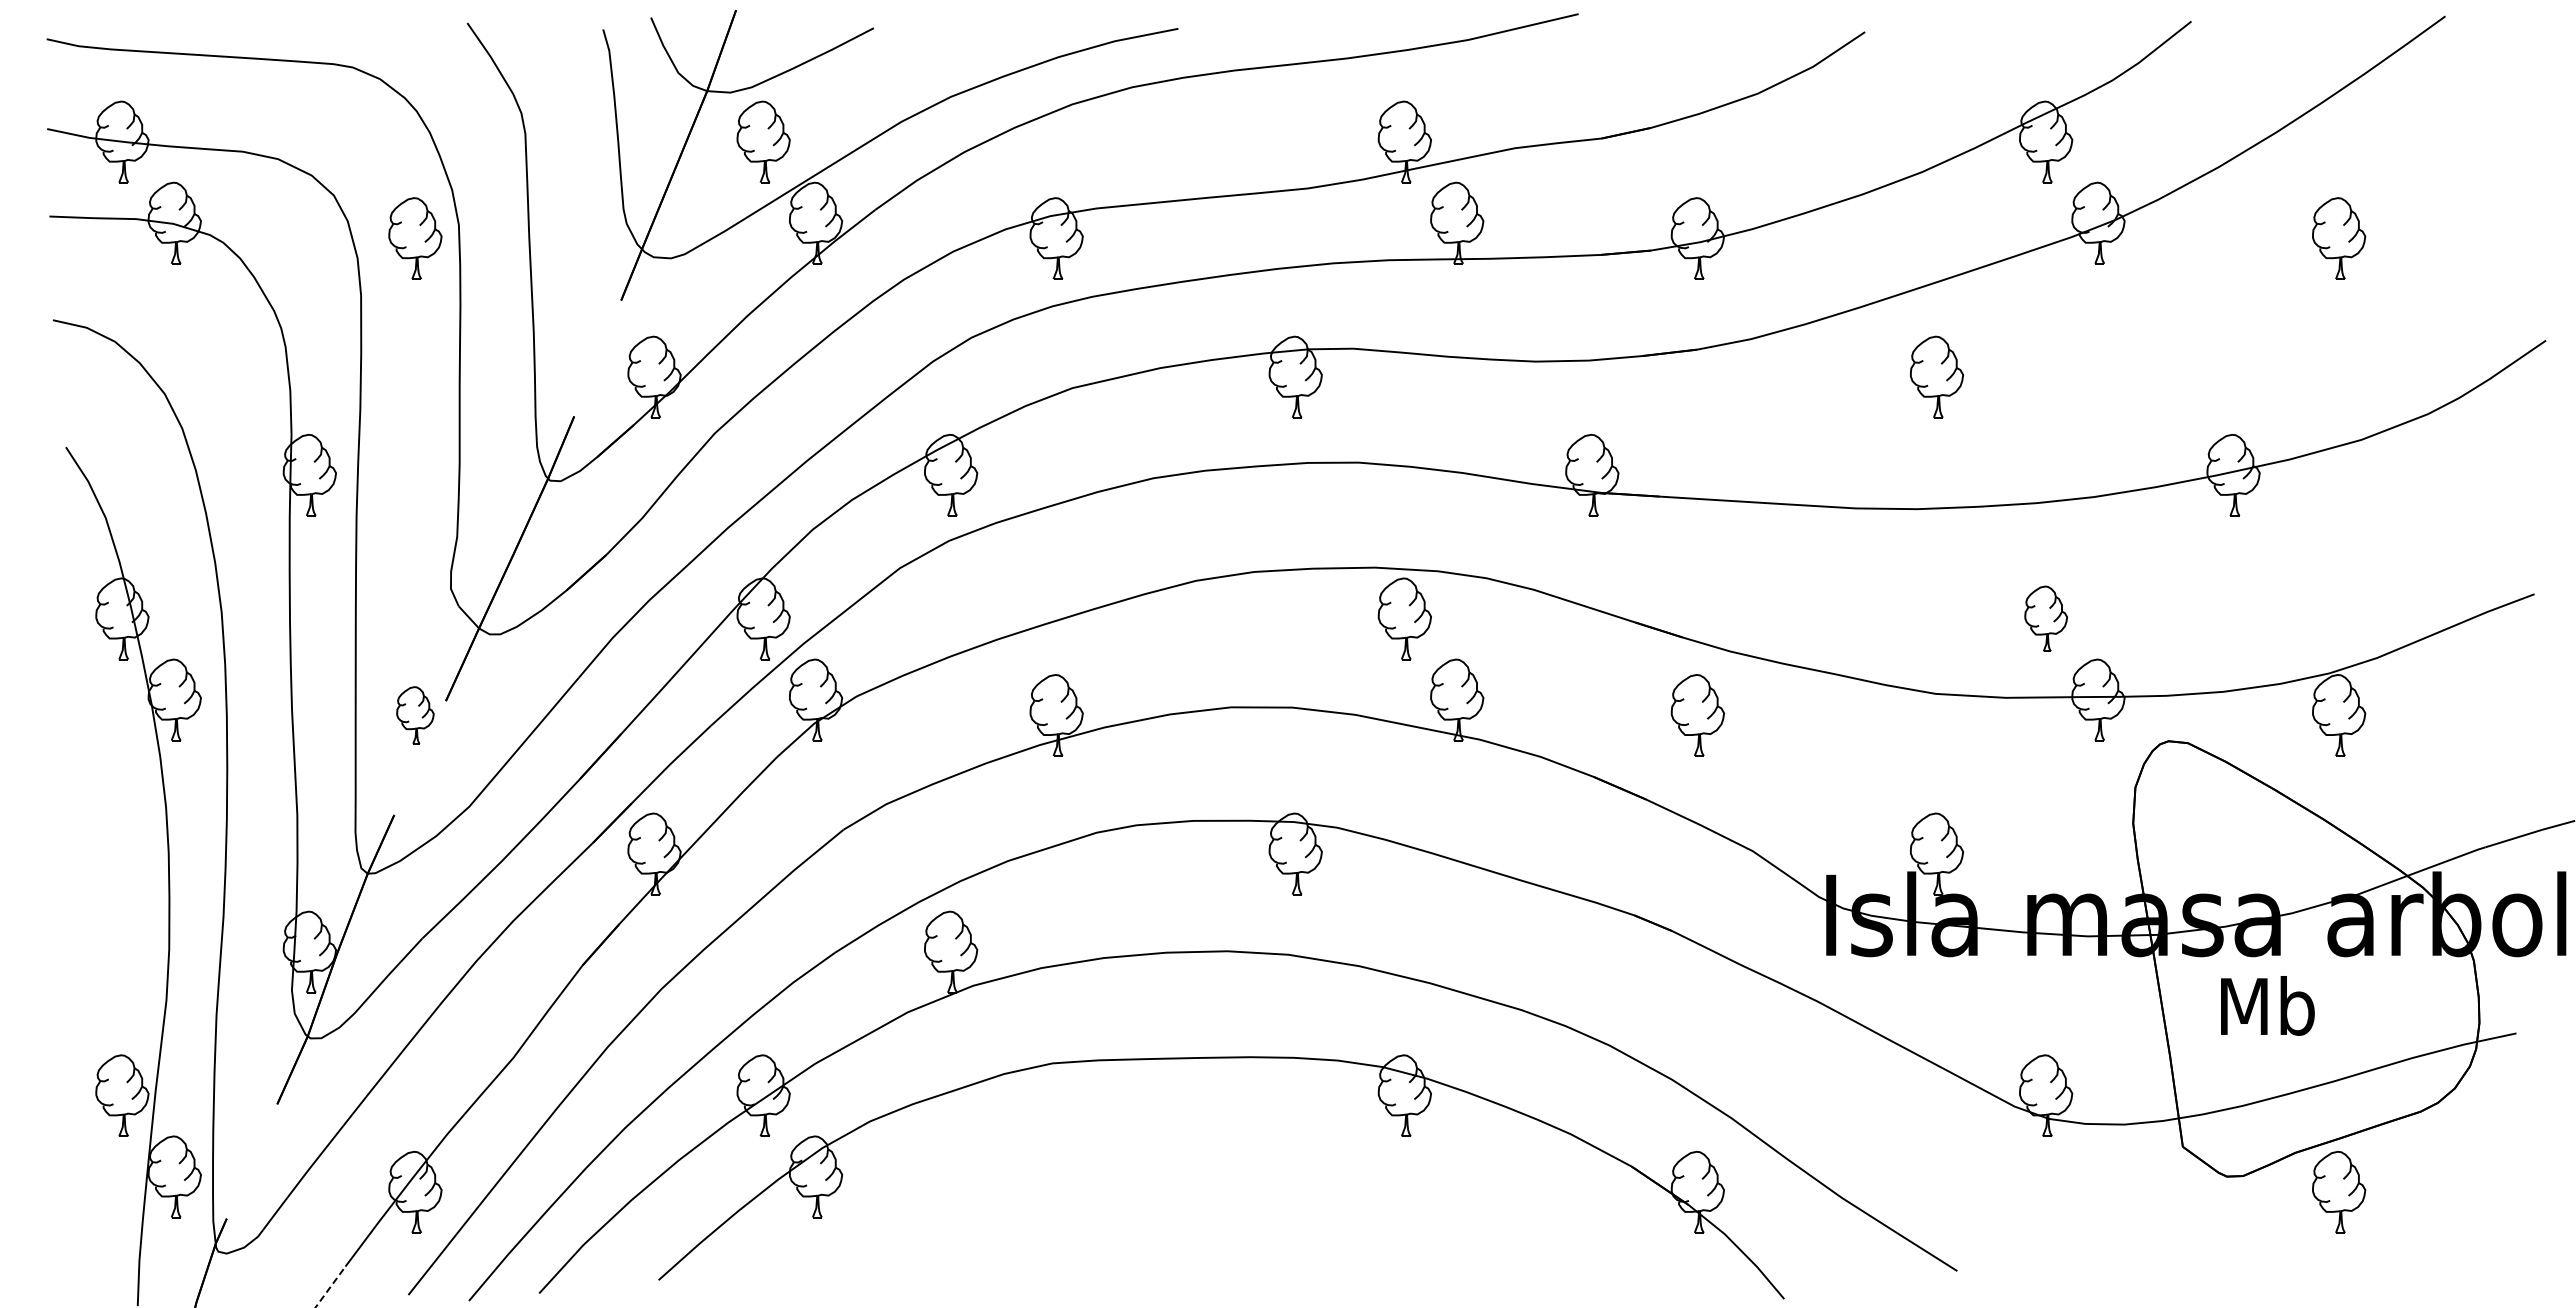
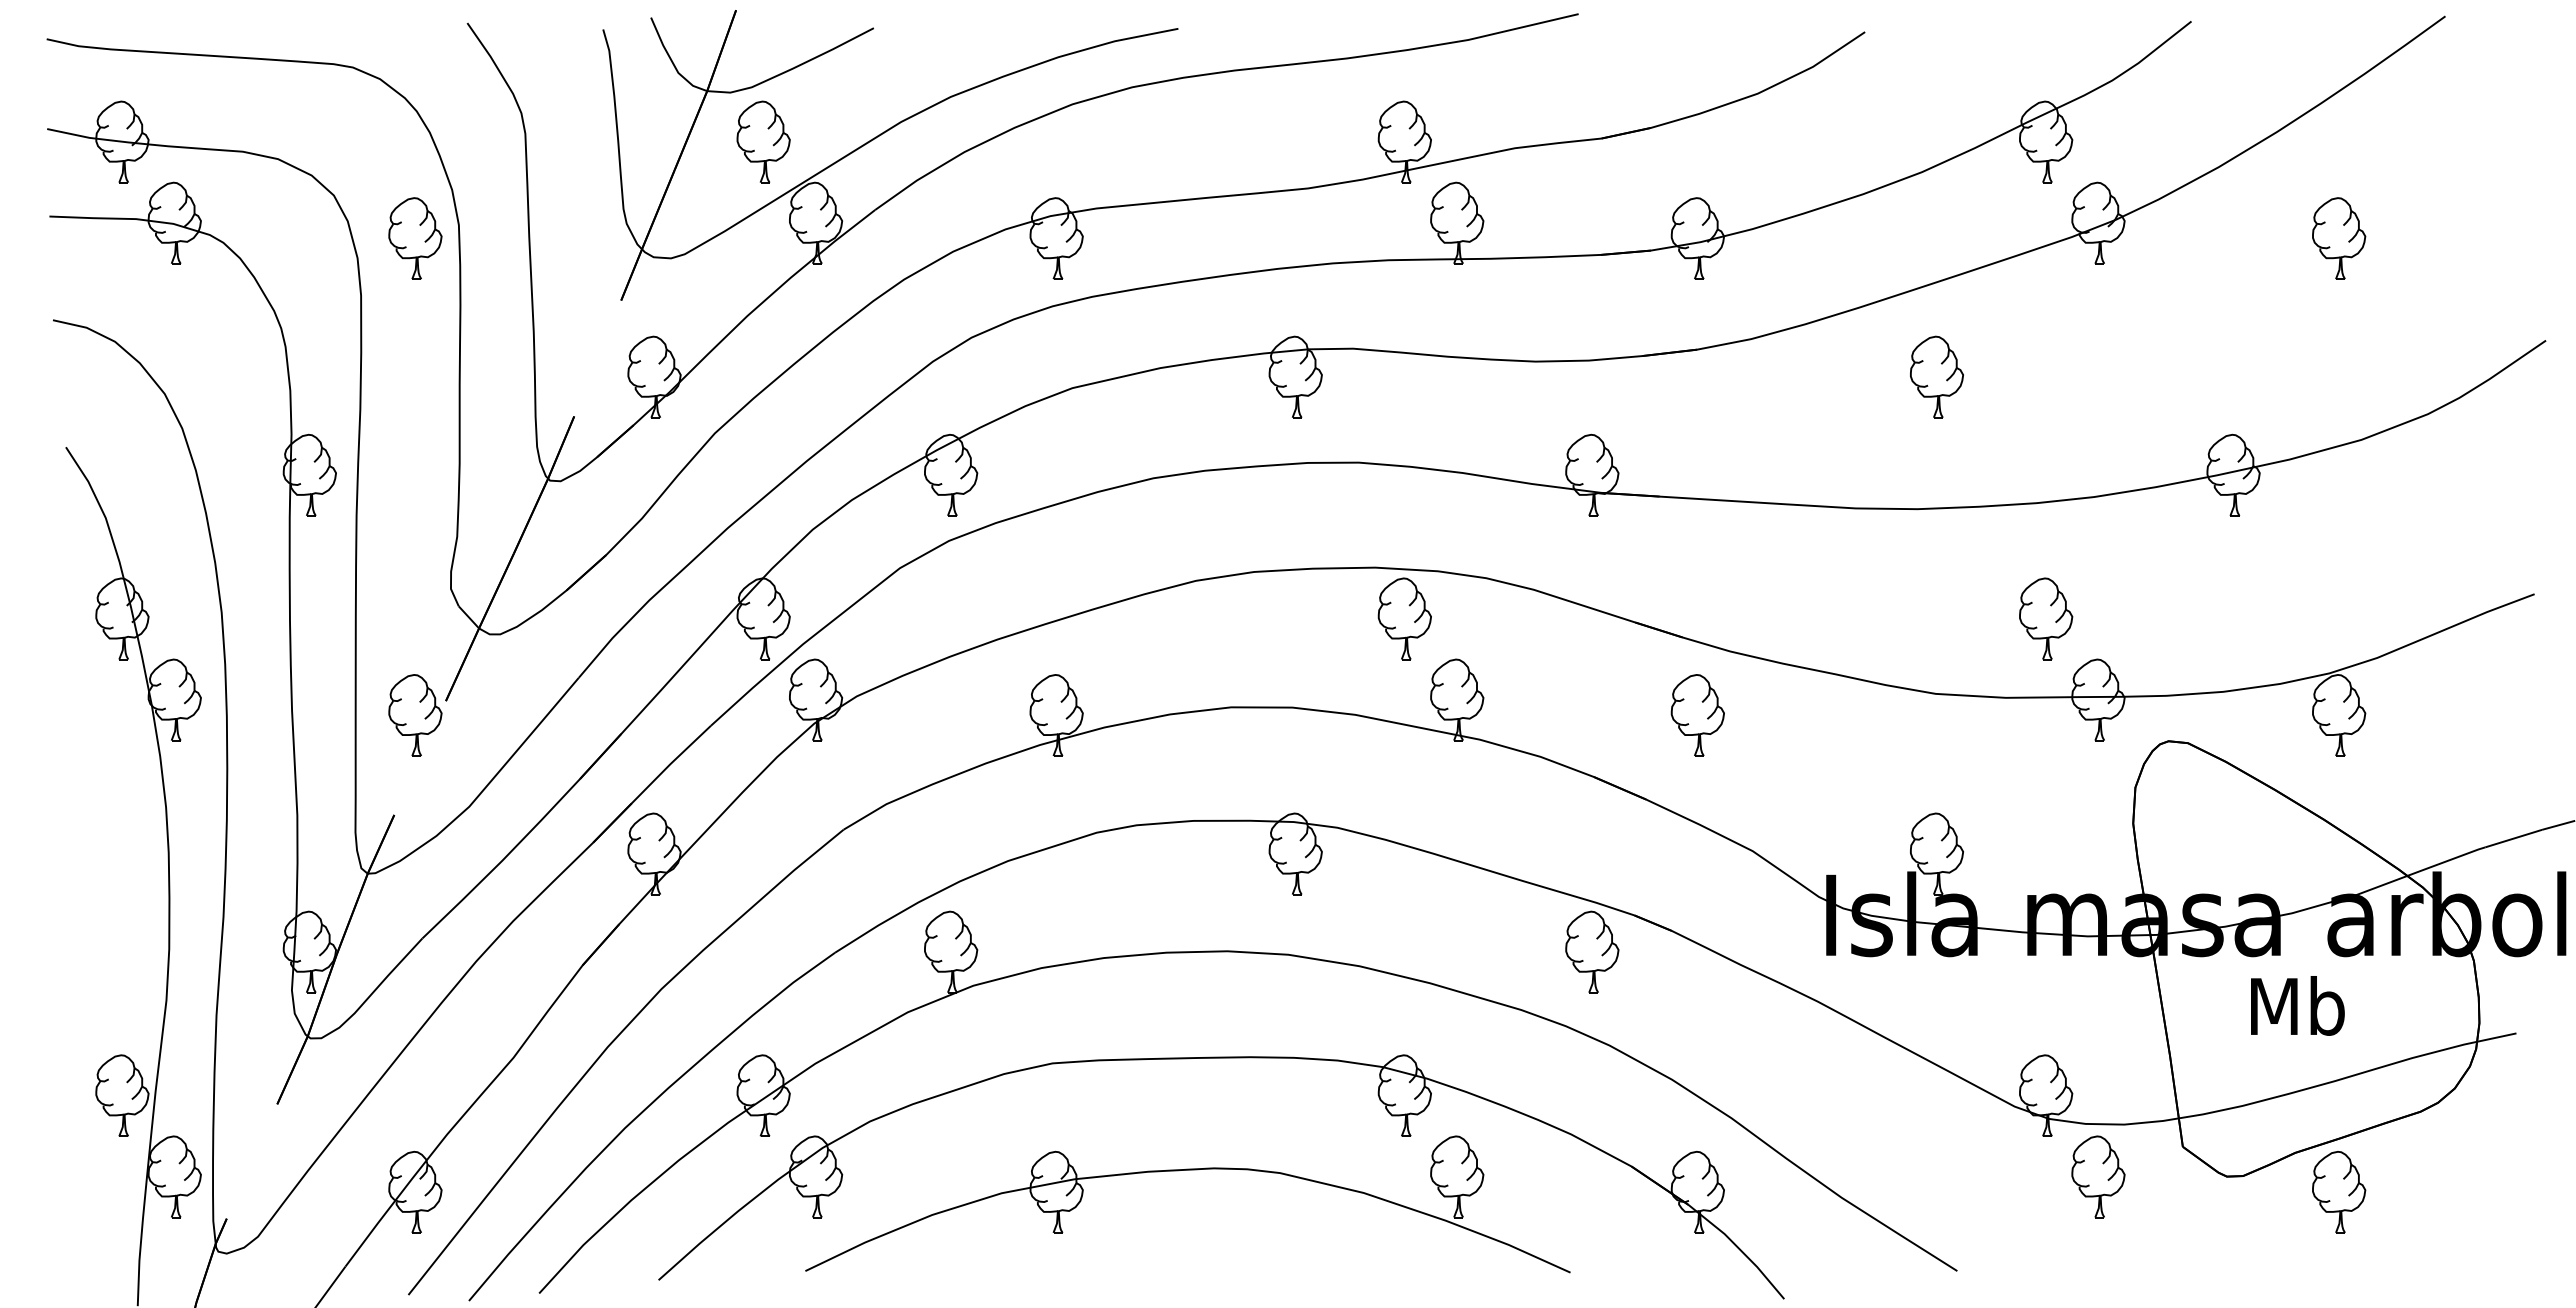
part size: 44x67 px -> 55x84 px (2046, 618)
part size: 39x59 px -> 55x83 px (415, 715)
part: none -> present (1592, 951)
text position: (2267, 1005) -> (2297, 1005) (2297, 1005)
part: none -> present (1187, 1170)
part: none -> present (2098, 1176)
line: dashed -> solid (330, 1287)
